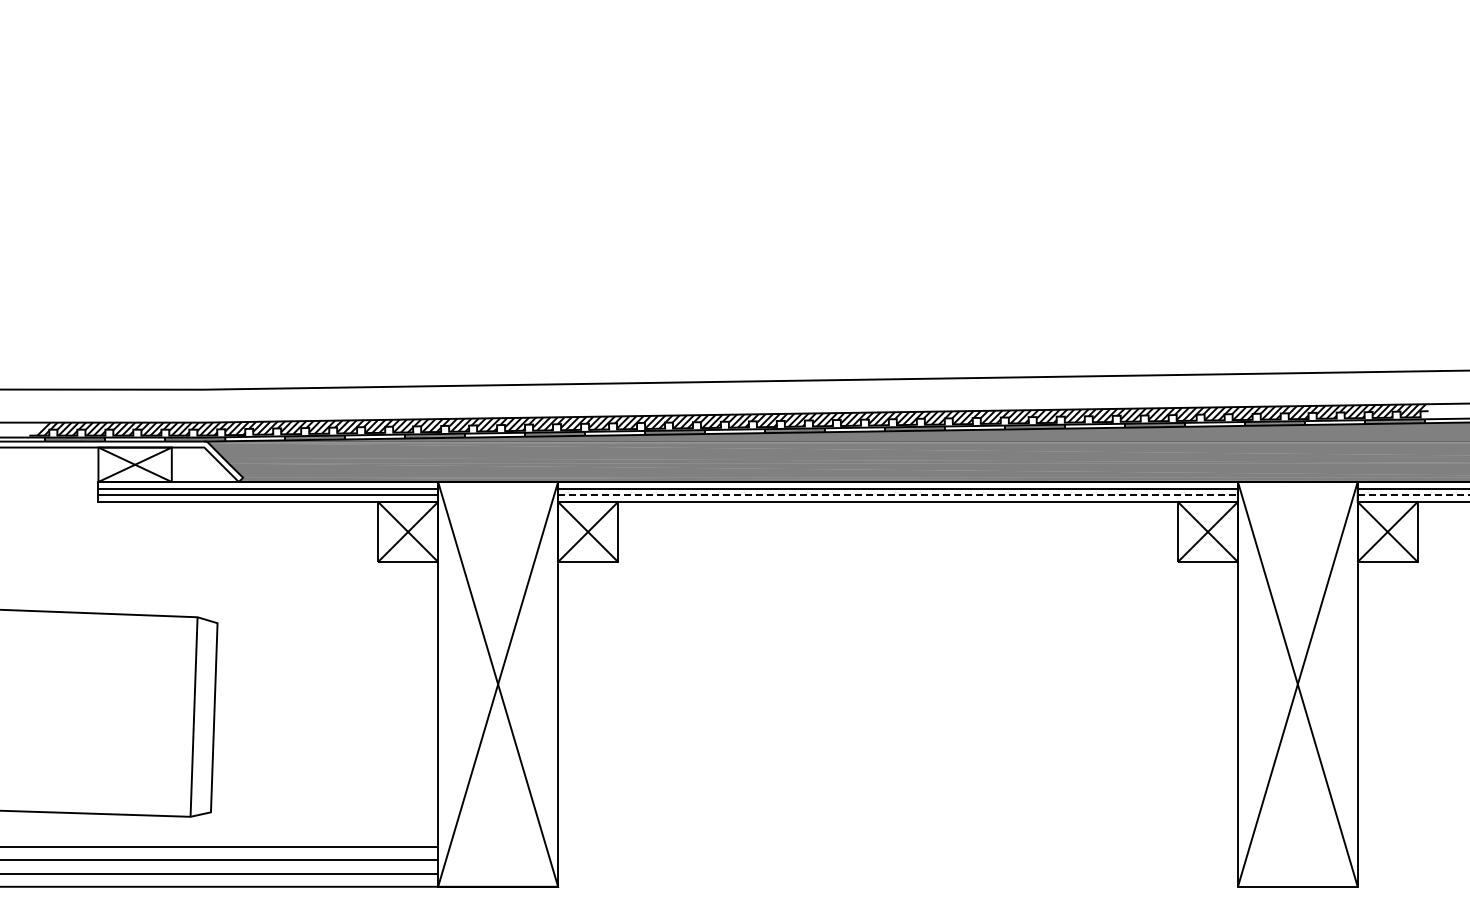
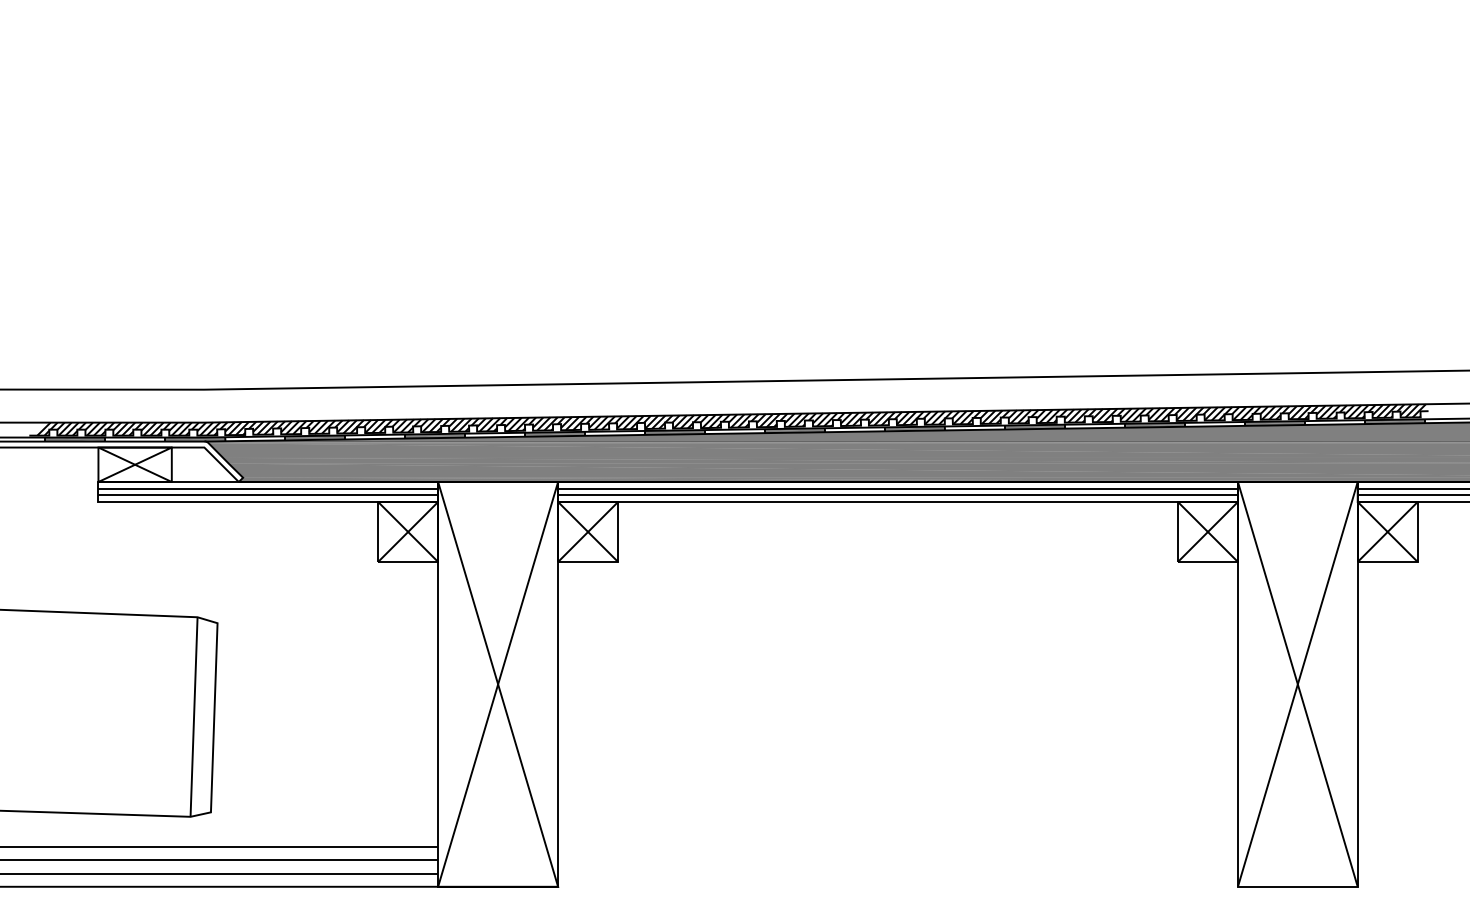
line: dashed -> solid (898, 495)
line: dashed -> solid (1413, 495)
